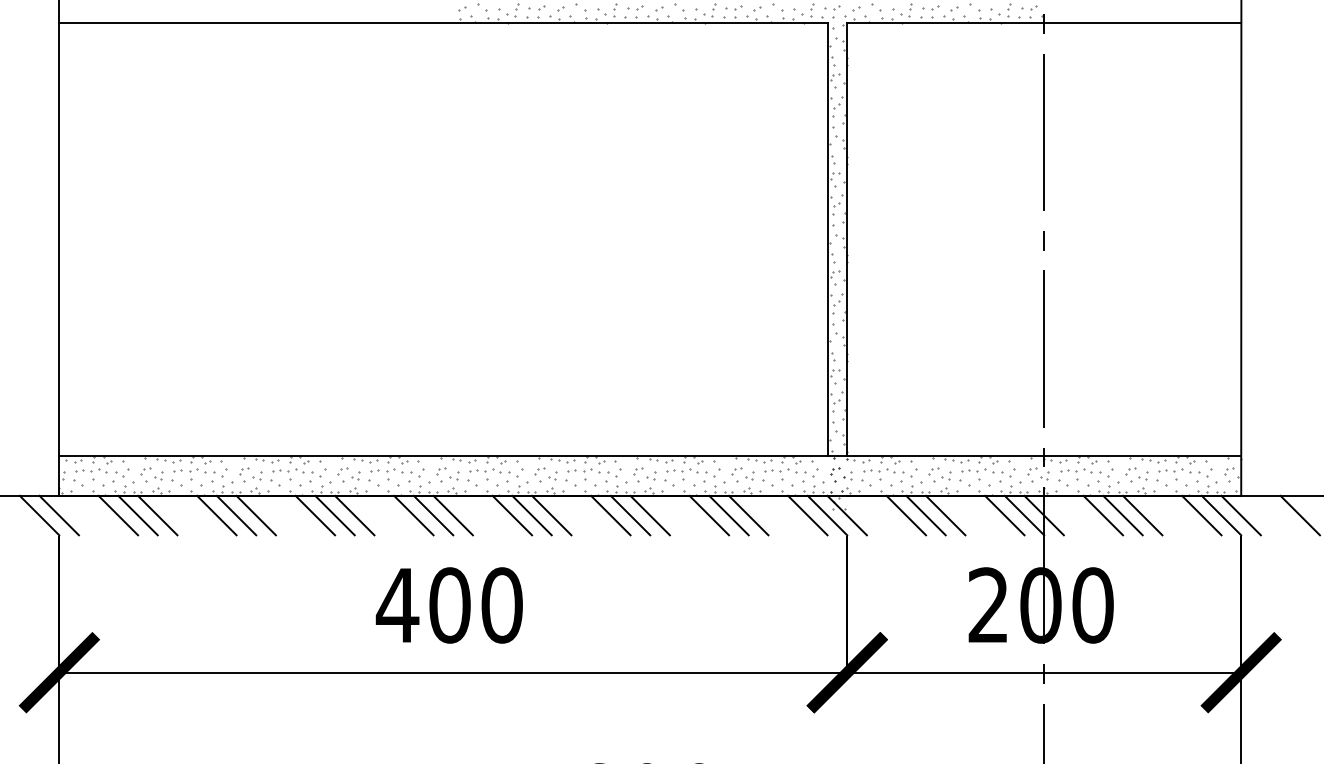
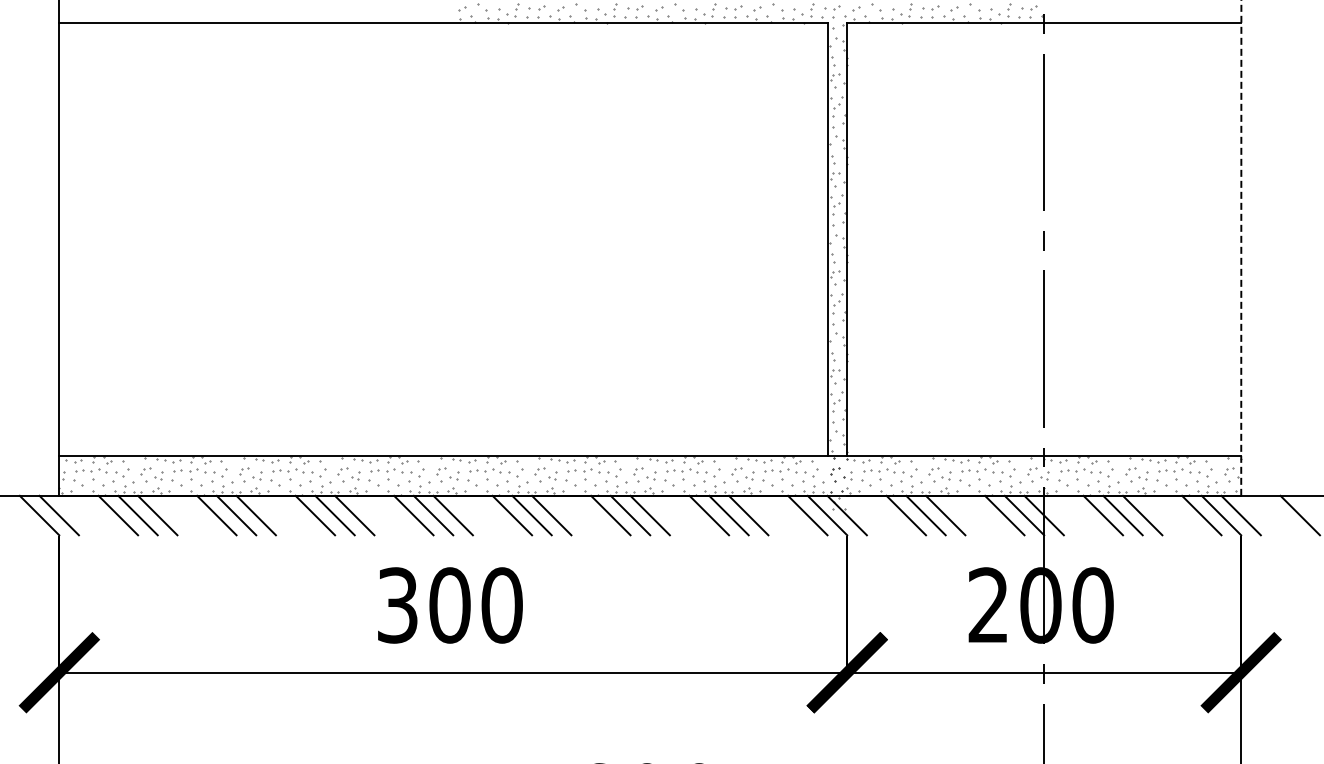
line: solid -> dashed (1241, 248)
text: 400 -> 300 (397, 605)
